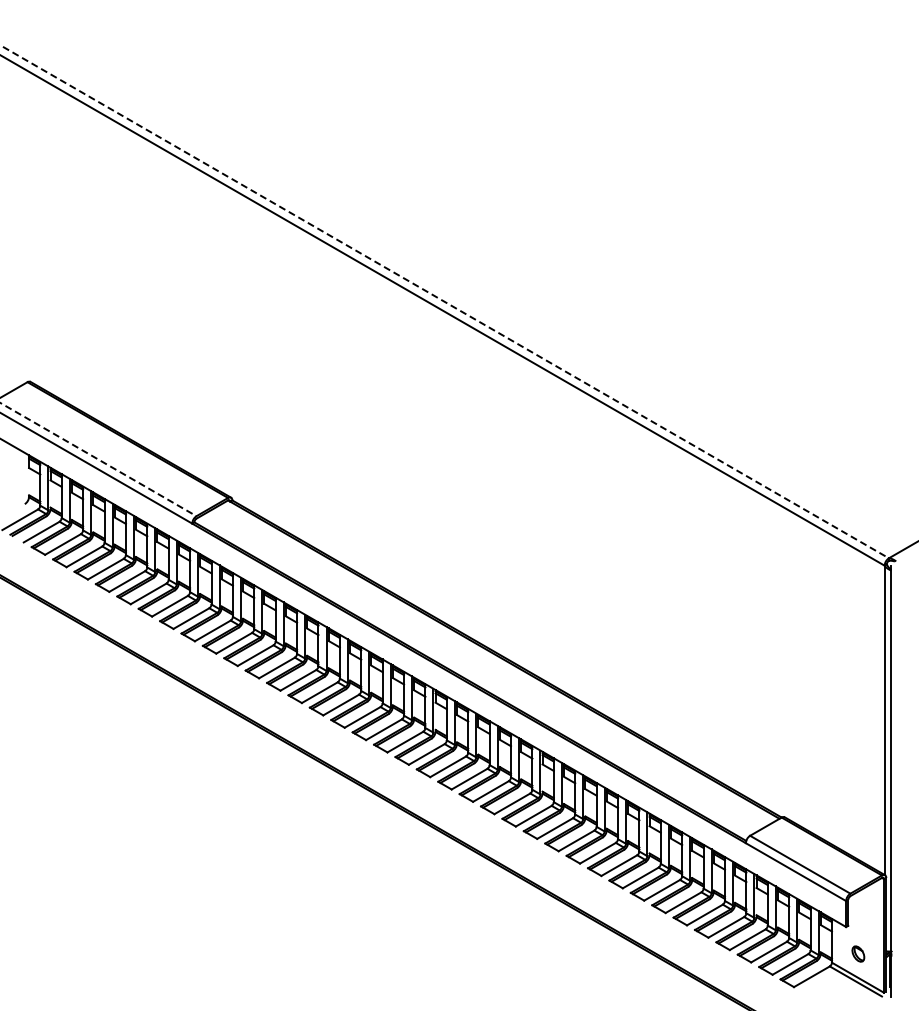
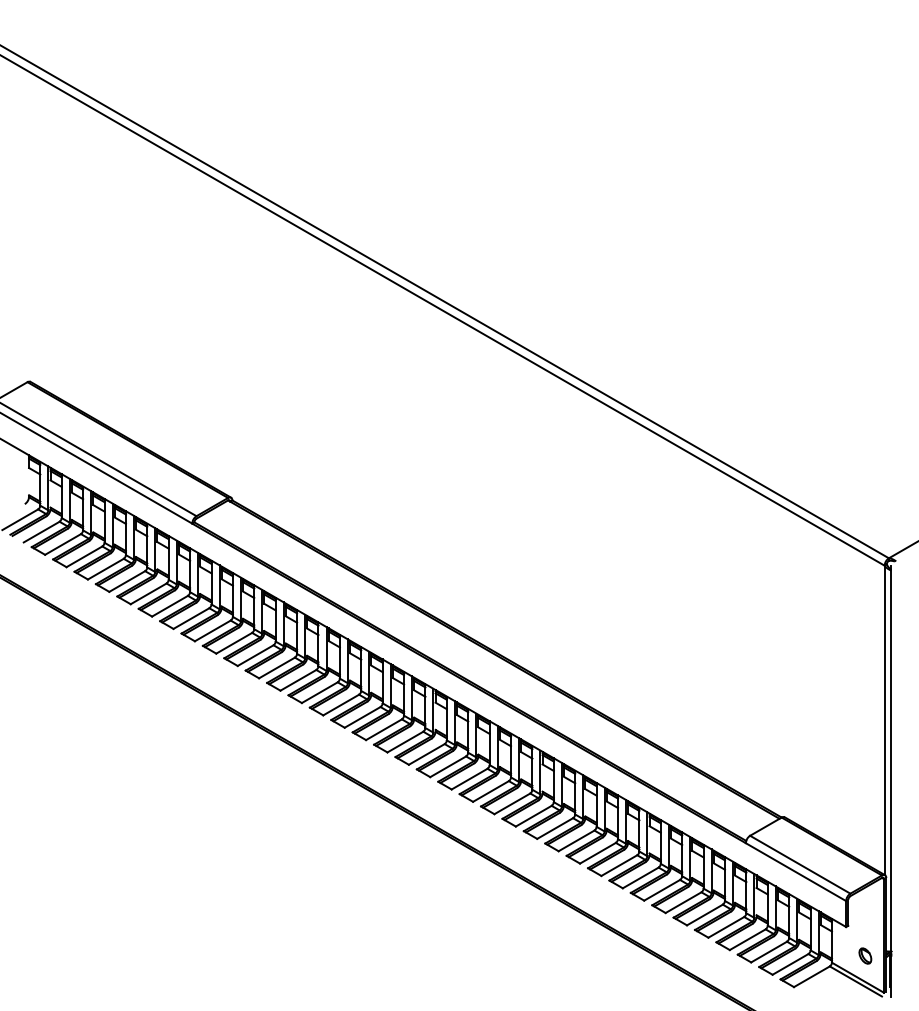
line: dashed -> solid (444, 301)
line: dashed -> solid (98, 459)
part position: (858, 953) -> (865, 955) (865, 955)
